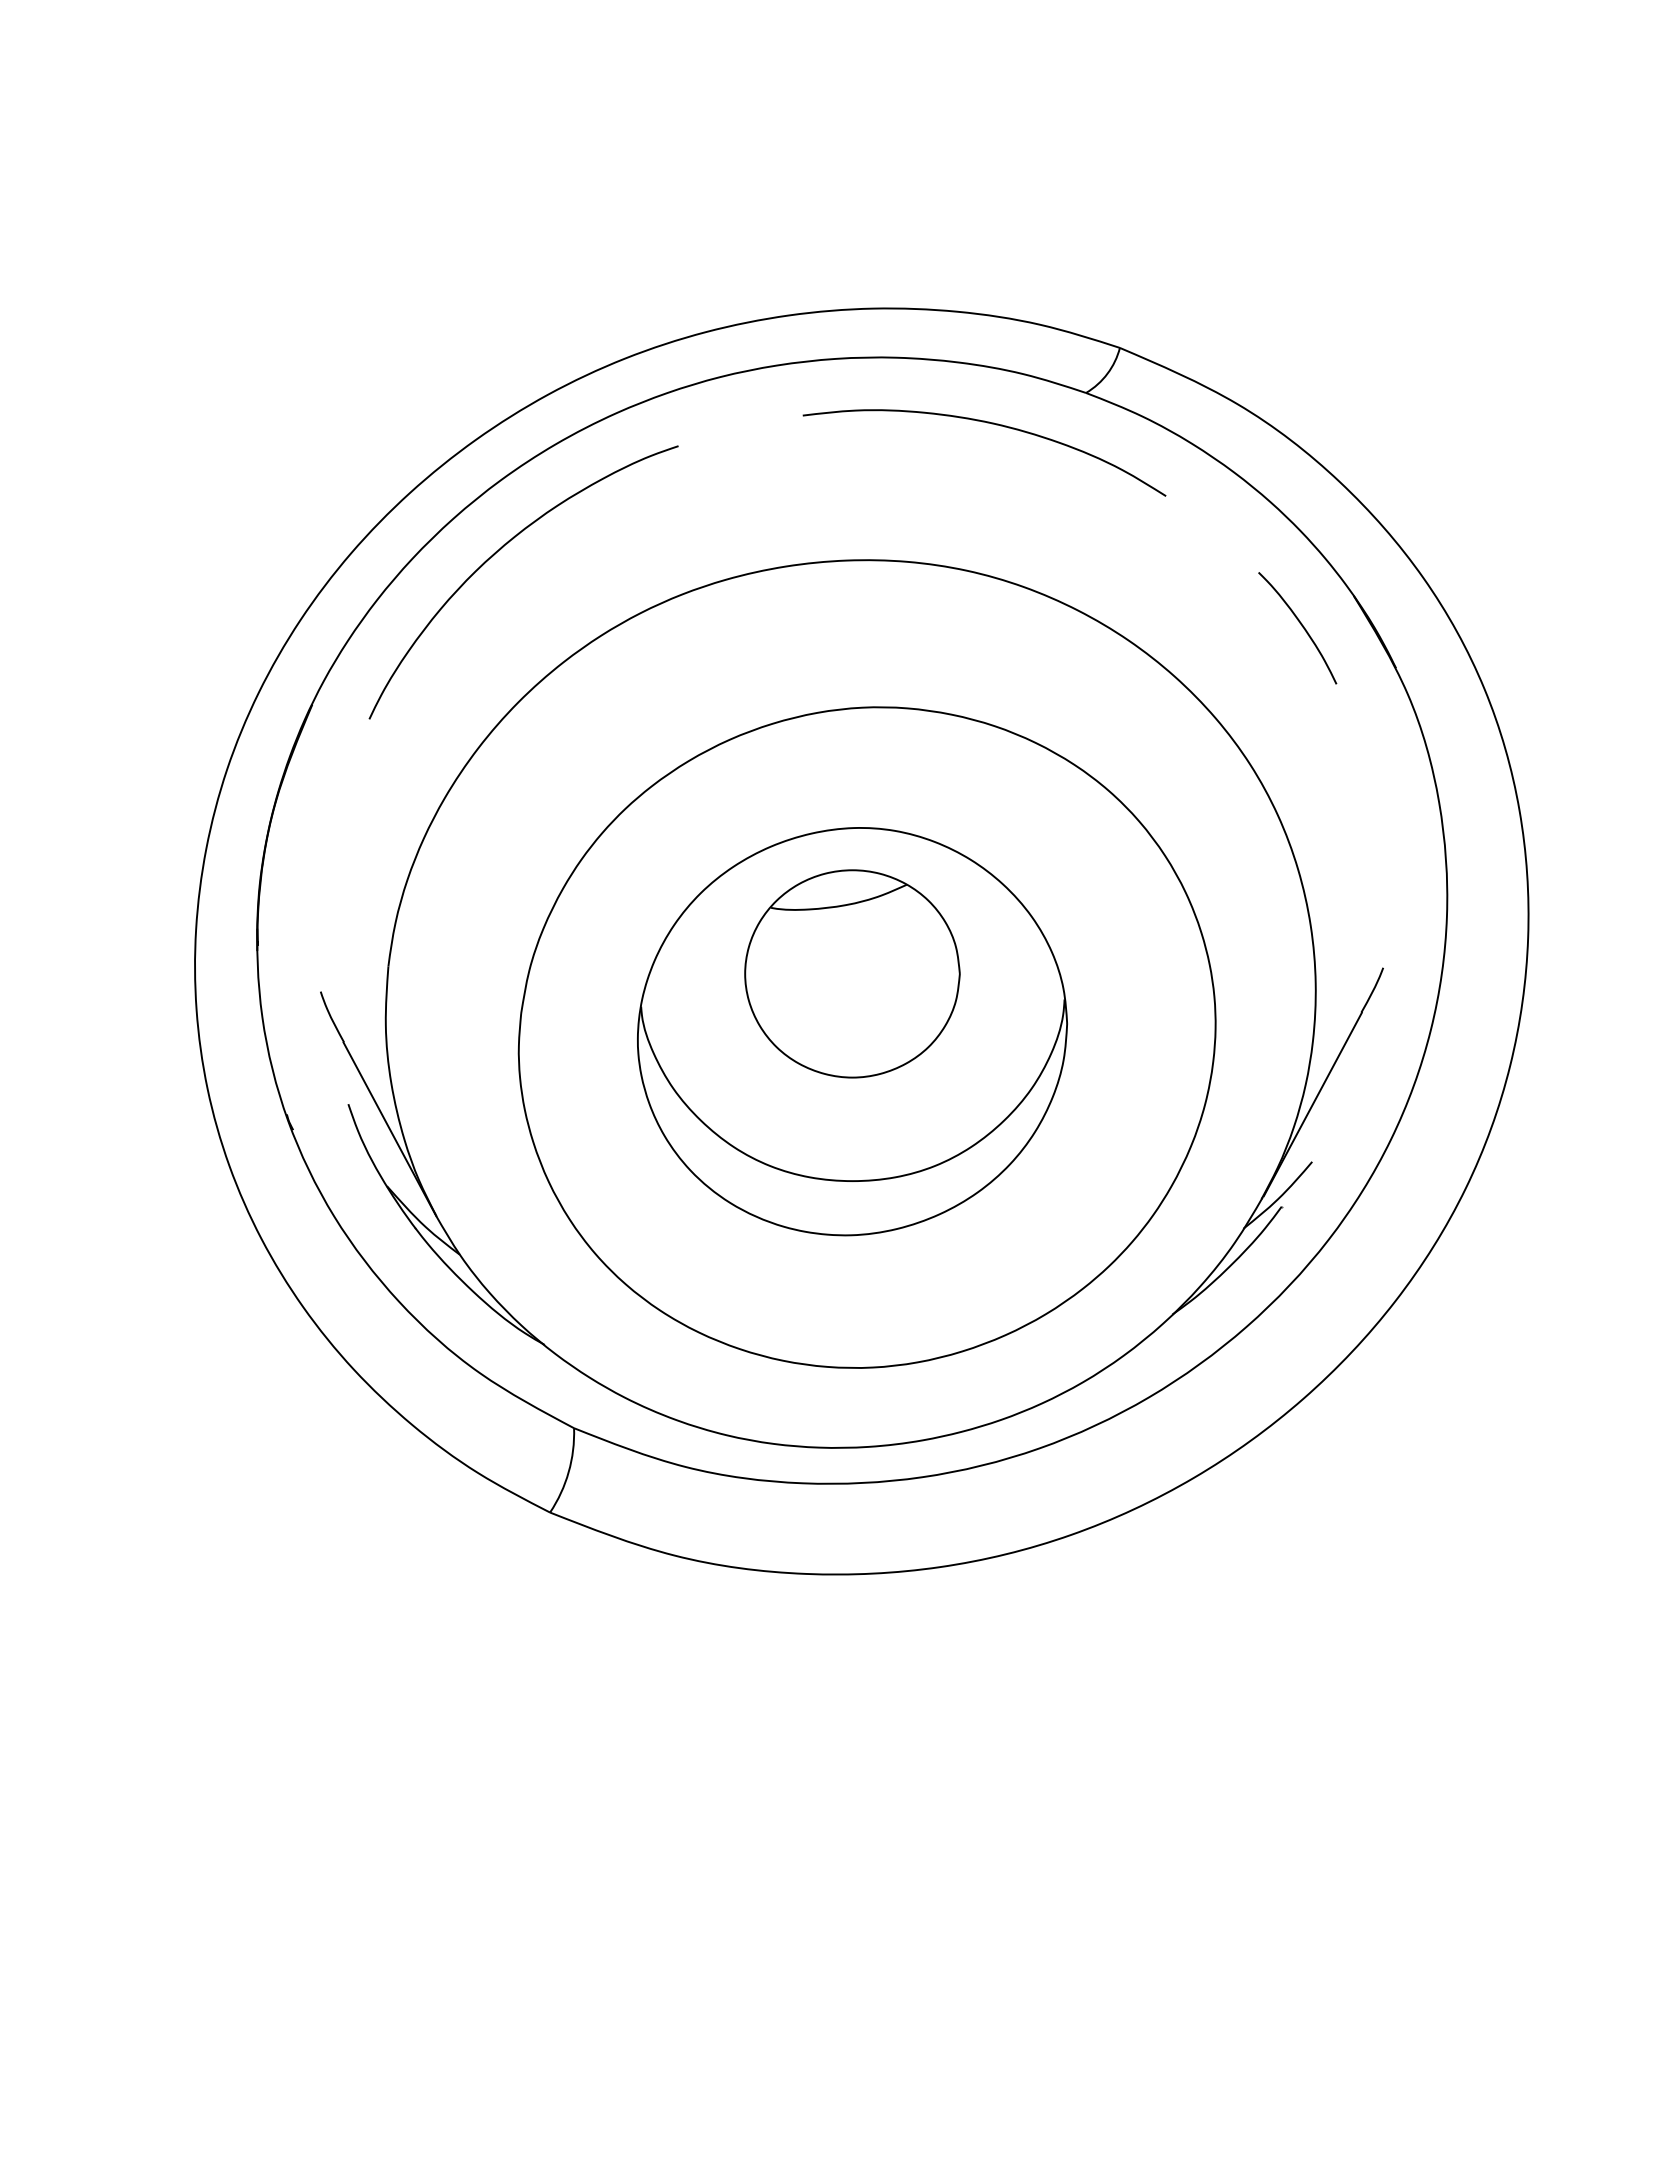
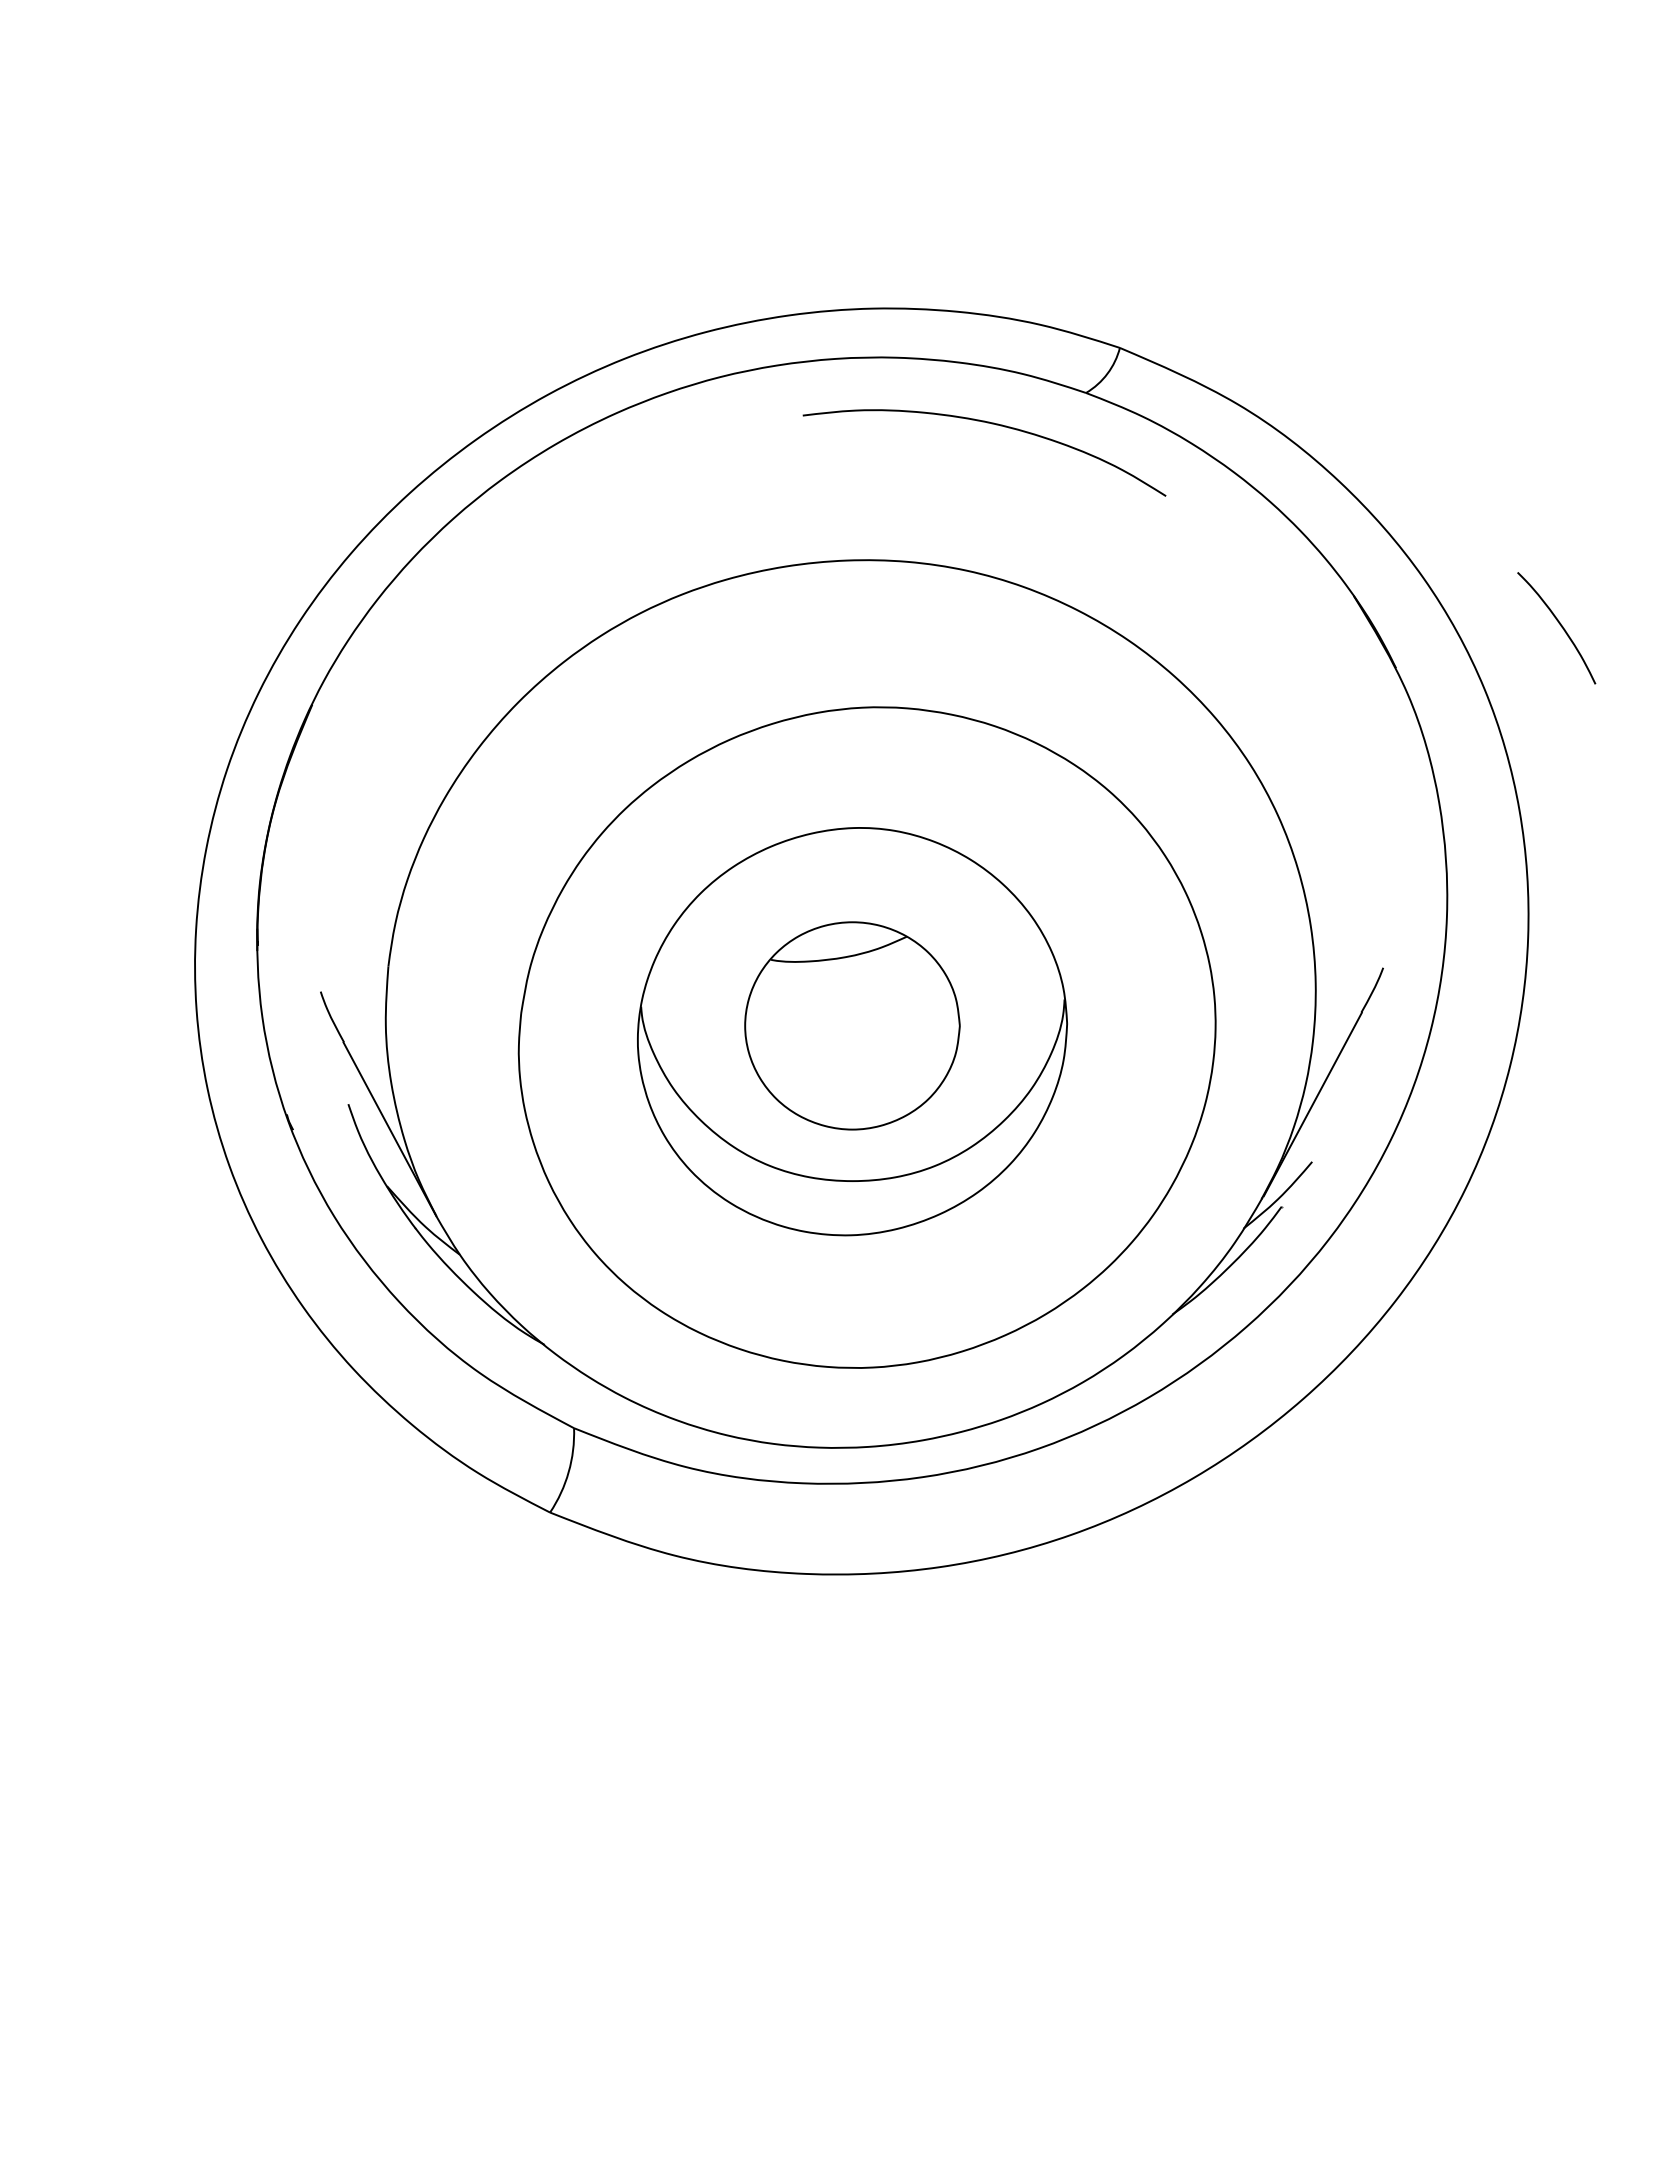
curve: present -> none (500, 550)
curve position: (1301, 626) -> (1560, 626) (1560, 626)
part position: (852, 973) -> (852, 1025) (852, 1025)
